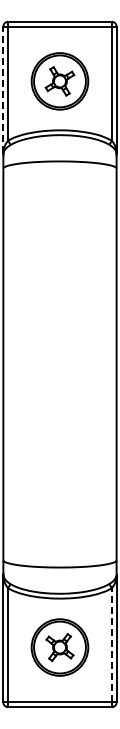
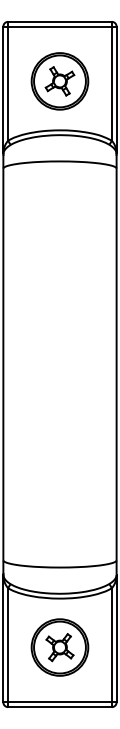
line: dashed -> solid (3, 89)
line: dashed -> solid (111, 644)
